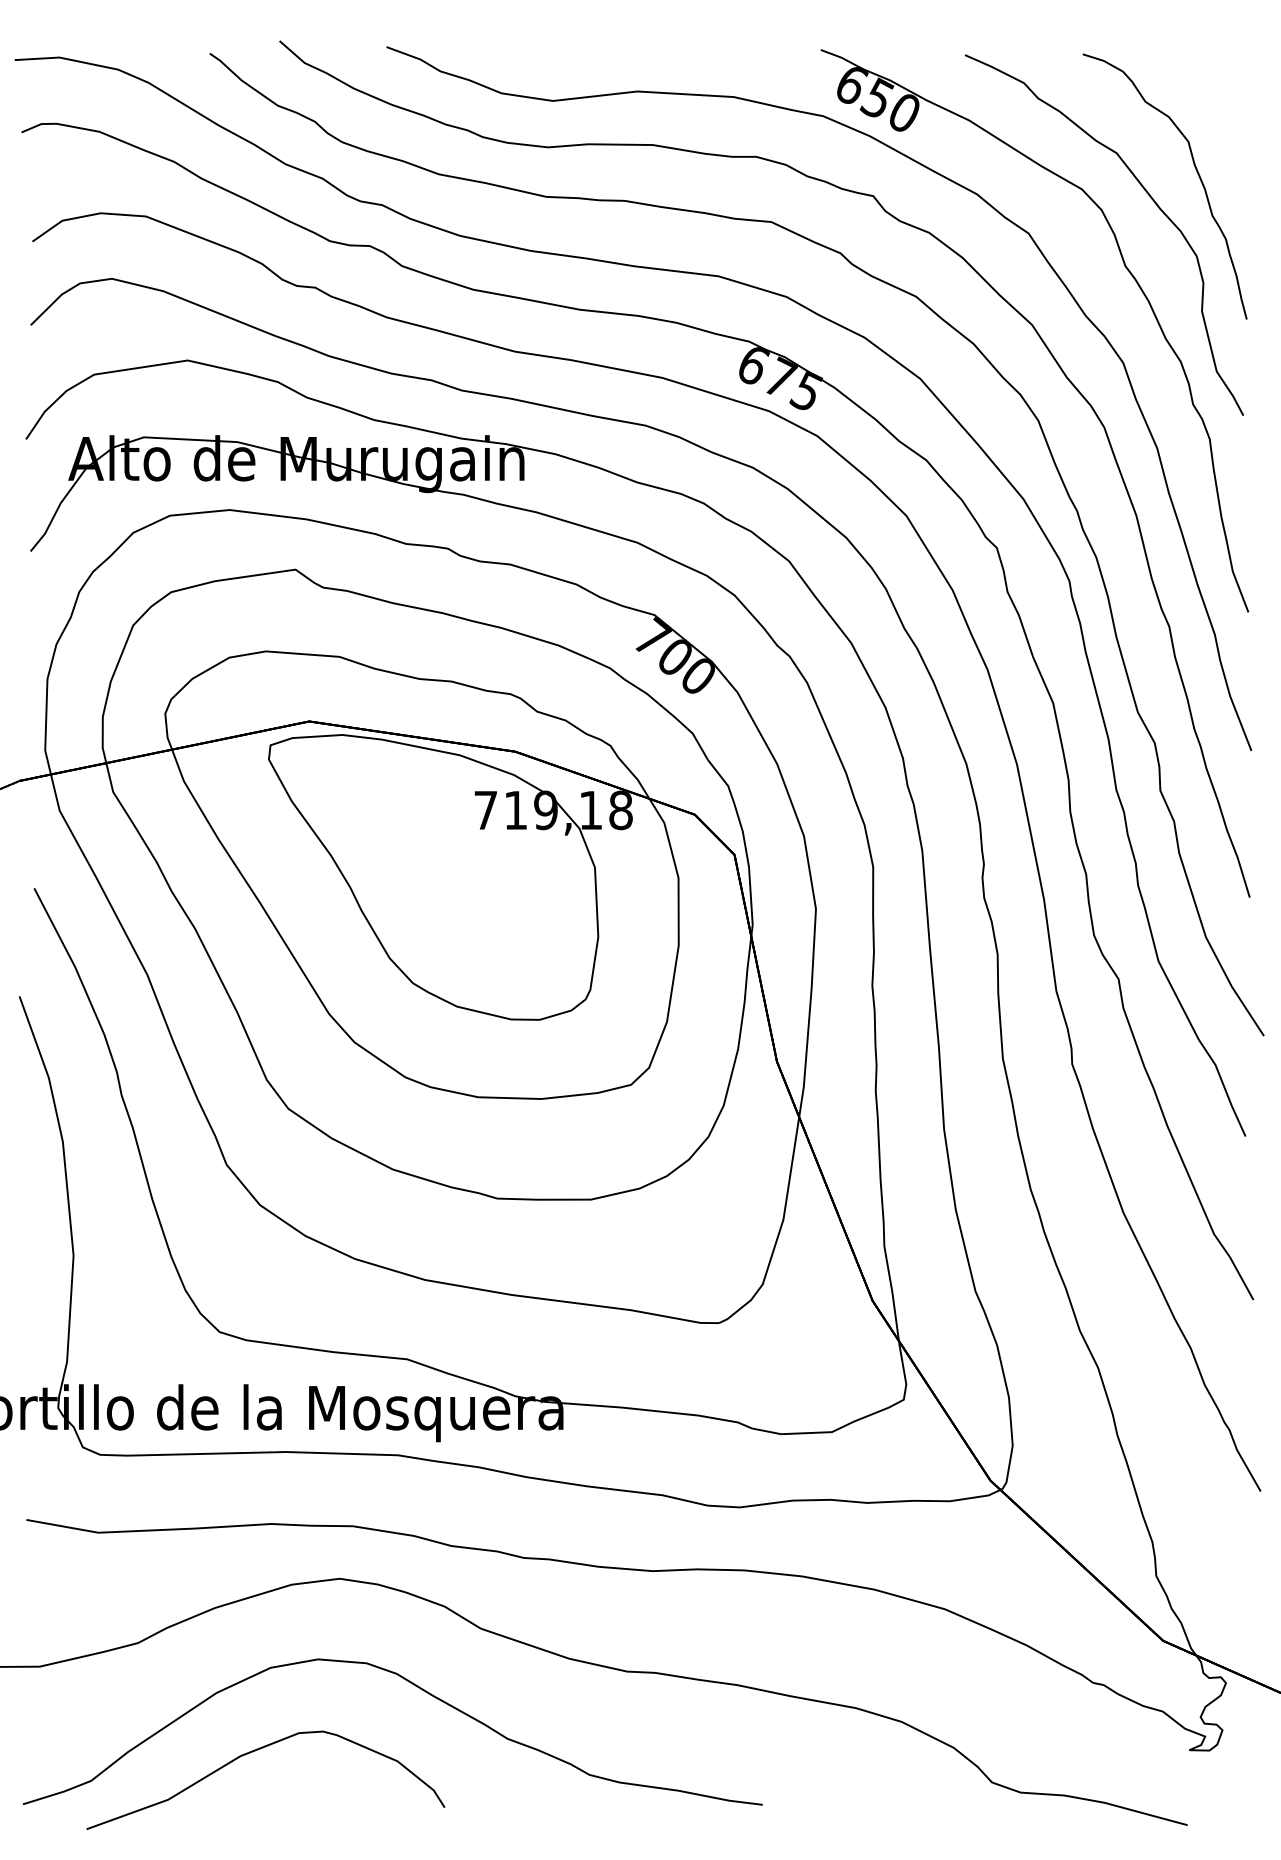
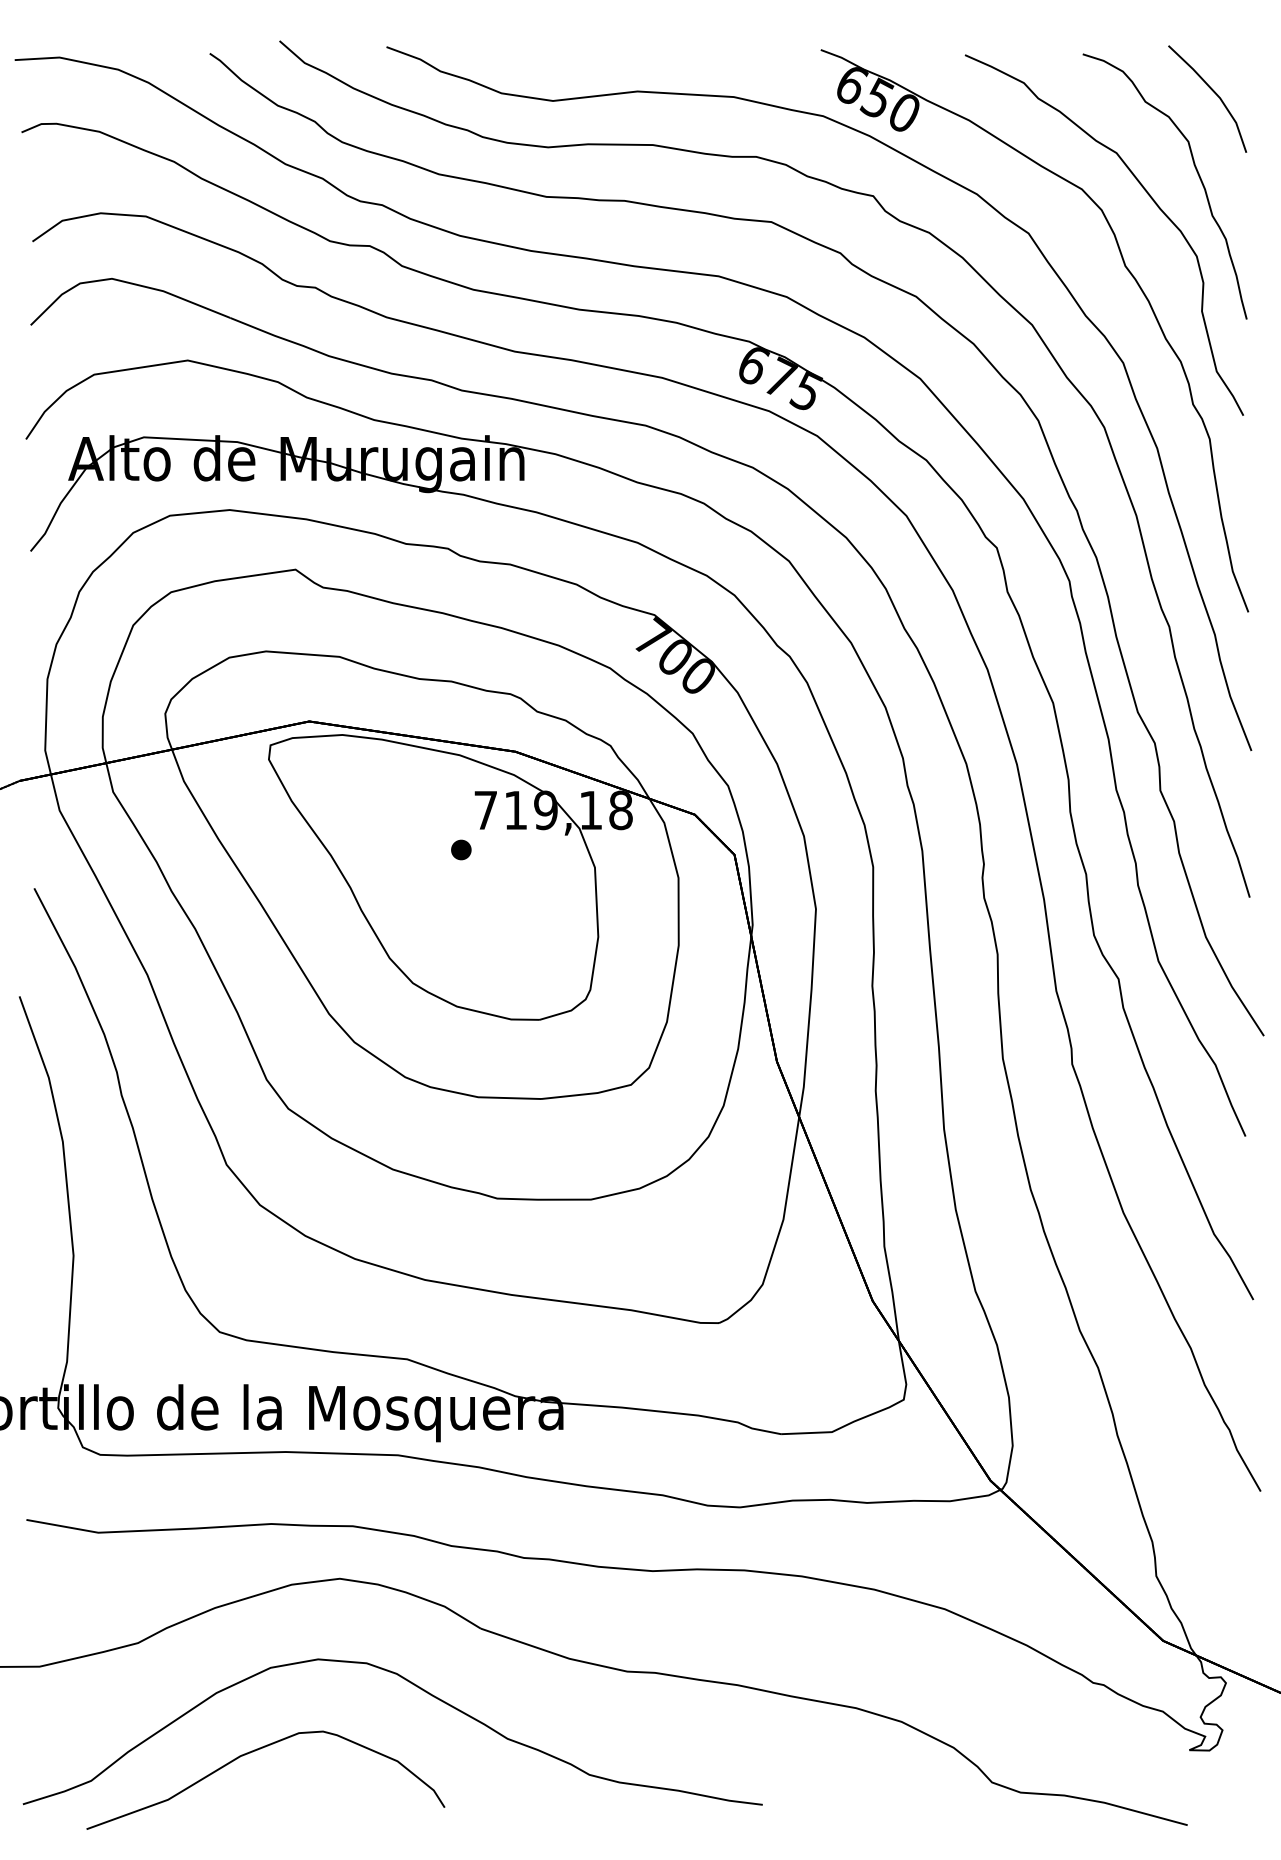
part: none -> present (1213, 92)
part: none -> present (461, 849)
